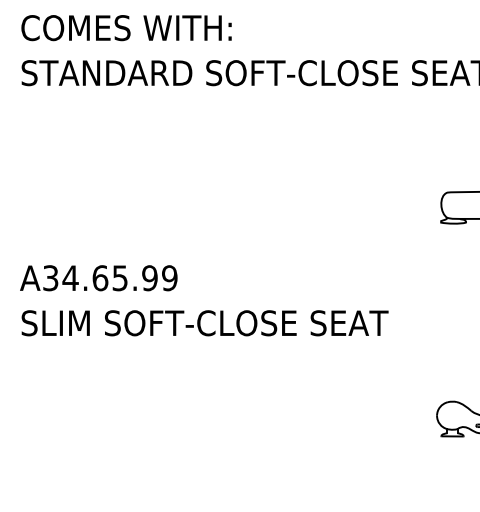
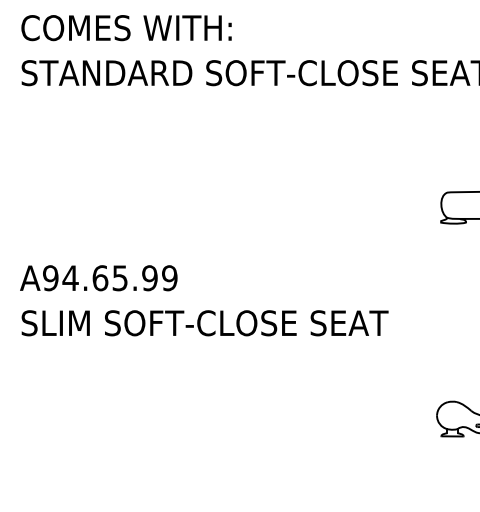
text: A34.65.99 -> A94.65.99 (50, 278)
